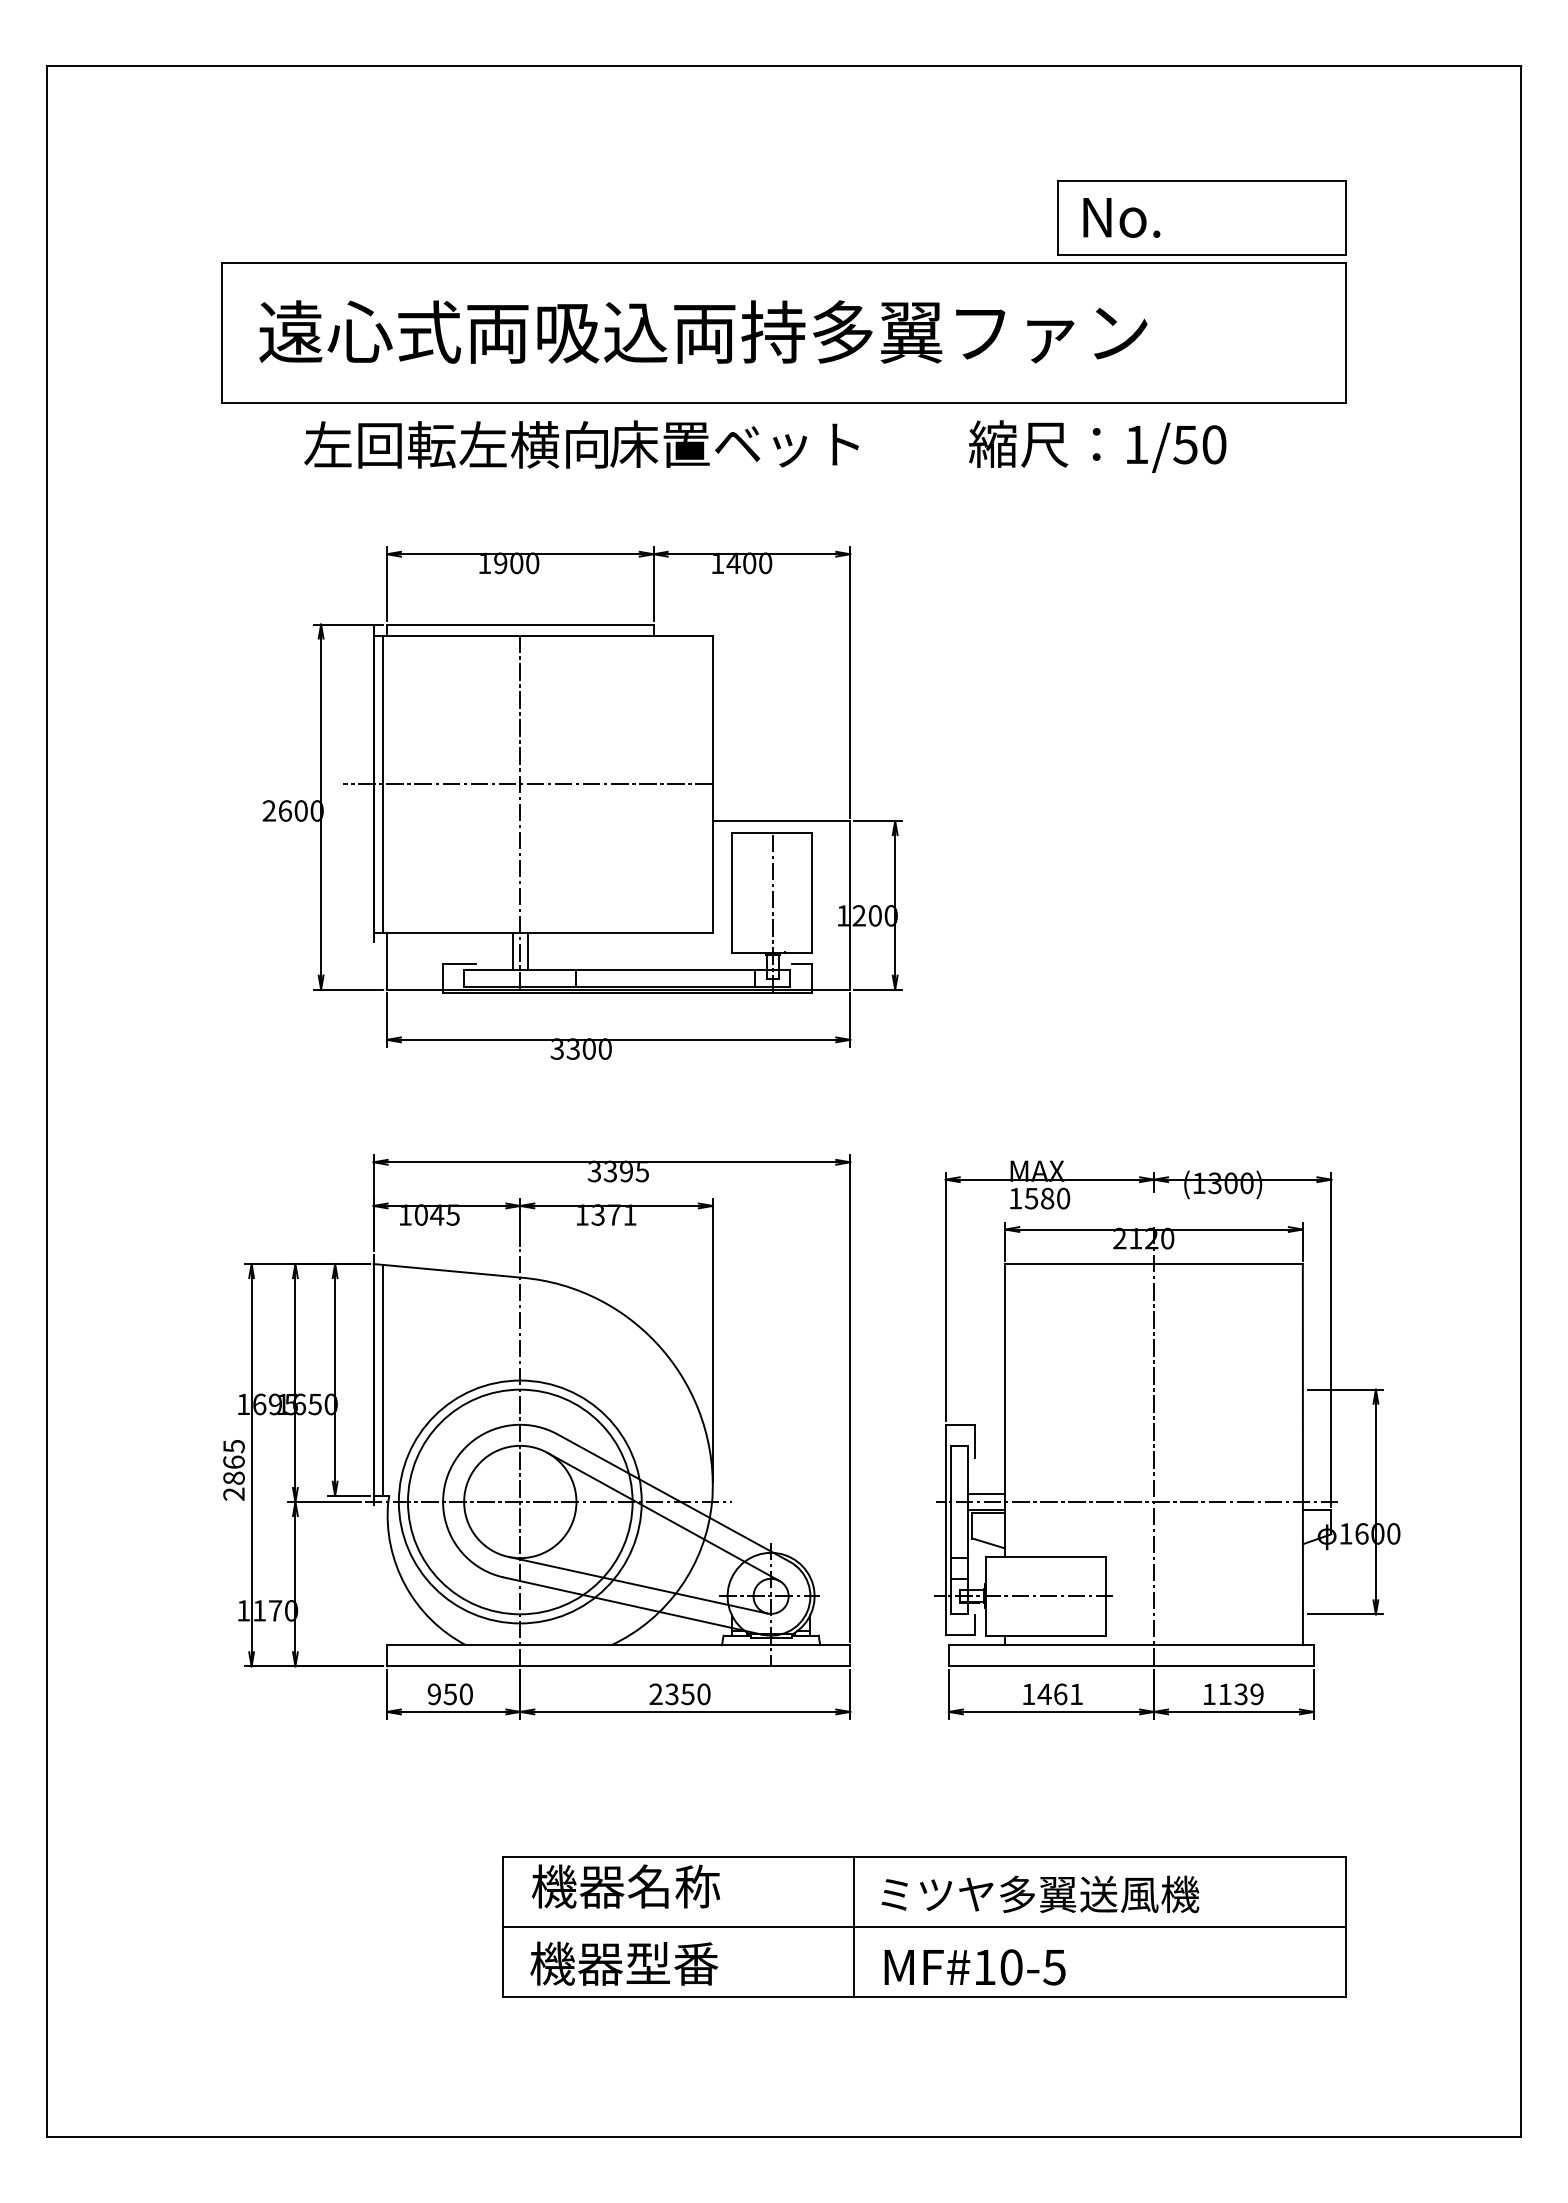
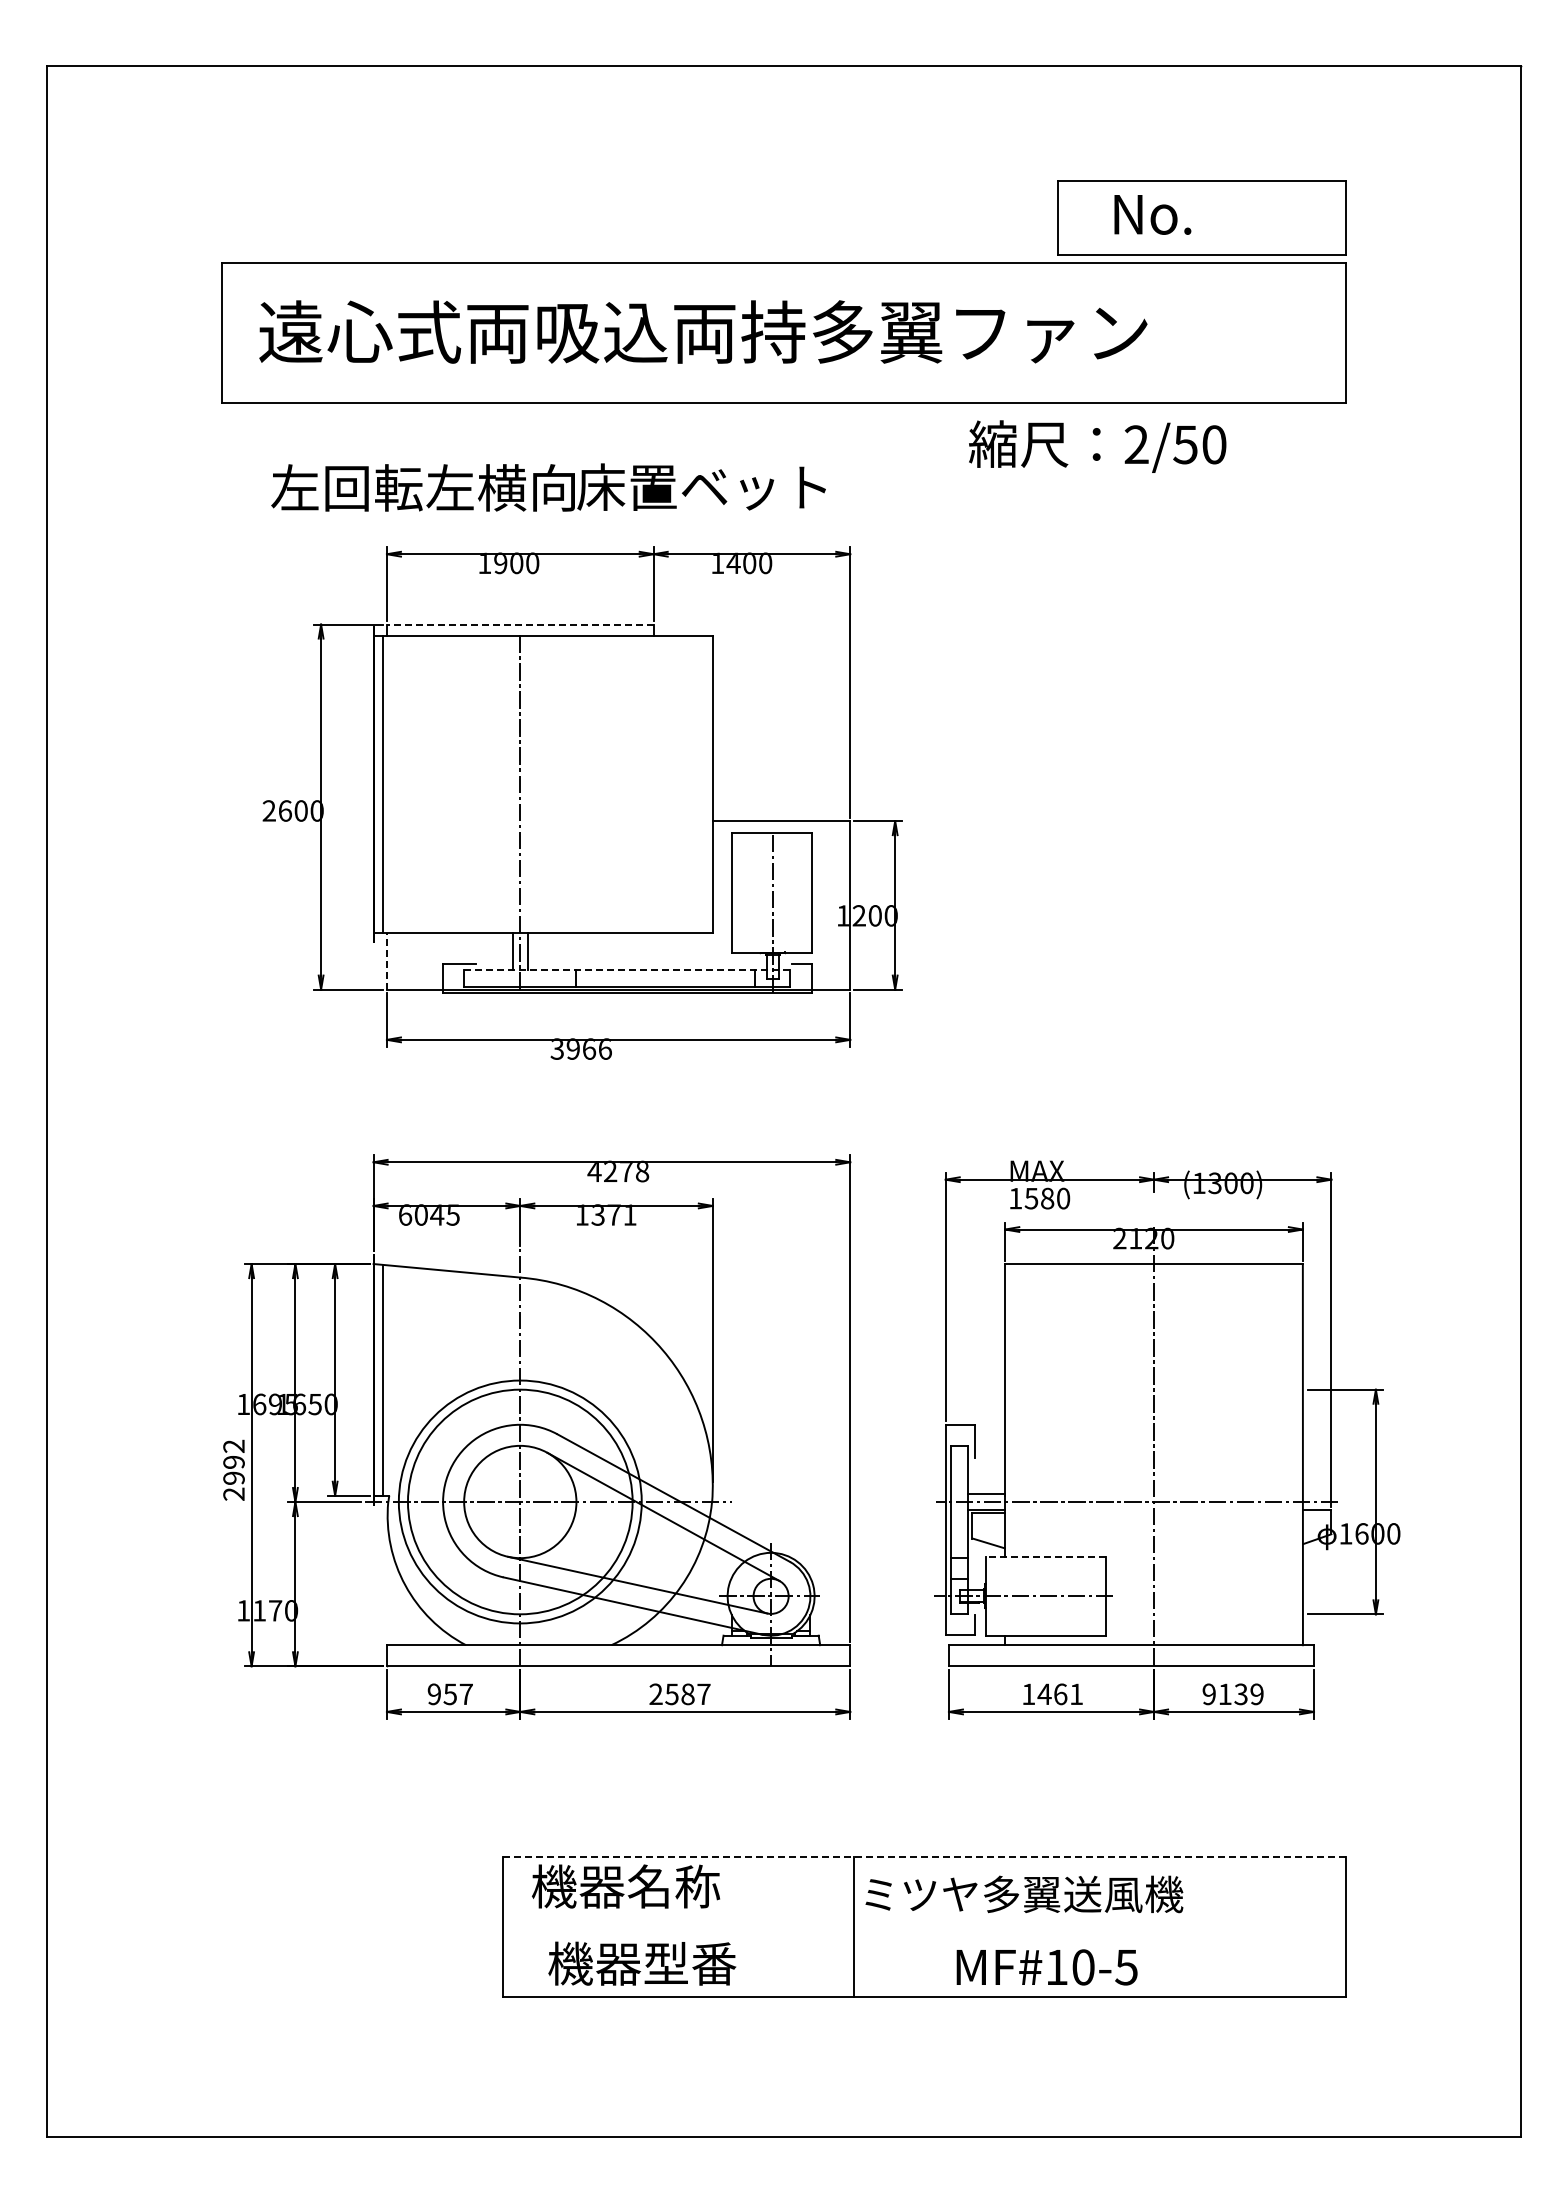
text position: (1121, 217) -> (1152, 214) (1152, 214)
text position: (581, 444) -> (548, 487) (548, 487)
text: 1/50 -> 2/50 (1136, 444)
line: solid -> dashed (519, 624)
line: present -> none (527, 784)
line: solid -> dashed (386, 960)
line: solid -> dashed (626, 970)
text: 3300 -> 3966 (588, 1048)
text: 3395 -> 4278 (618, 1171)
text: 1045 -> 6045 (405, 1214)
text: 2865 -> 2992 (233, 1461)
line: solid -> dashed (1045, 1556)
text: 950 -> 957 (465, 1694)
text: 2350 -> 2587 (688, 1694)
text: 1139 -> 9139 (1208, 1694)
line: solid -> dashed (924, 1856)
text position: (1040, 1894) -> (1024, 1894) (1024, 1894)
line: present -> none (924, 1926)
text position: (624, 1963) -> (642, 1963) (642, 1963)
text position: (974, 1967) -> (1046, 1967) (1046, 1967)
